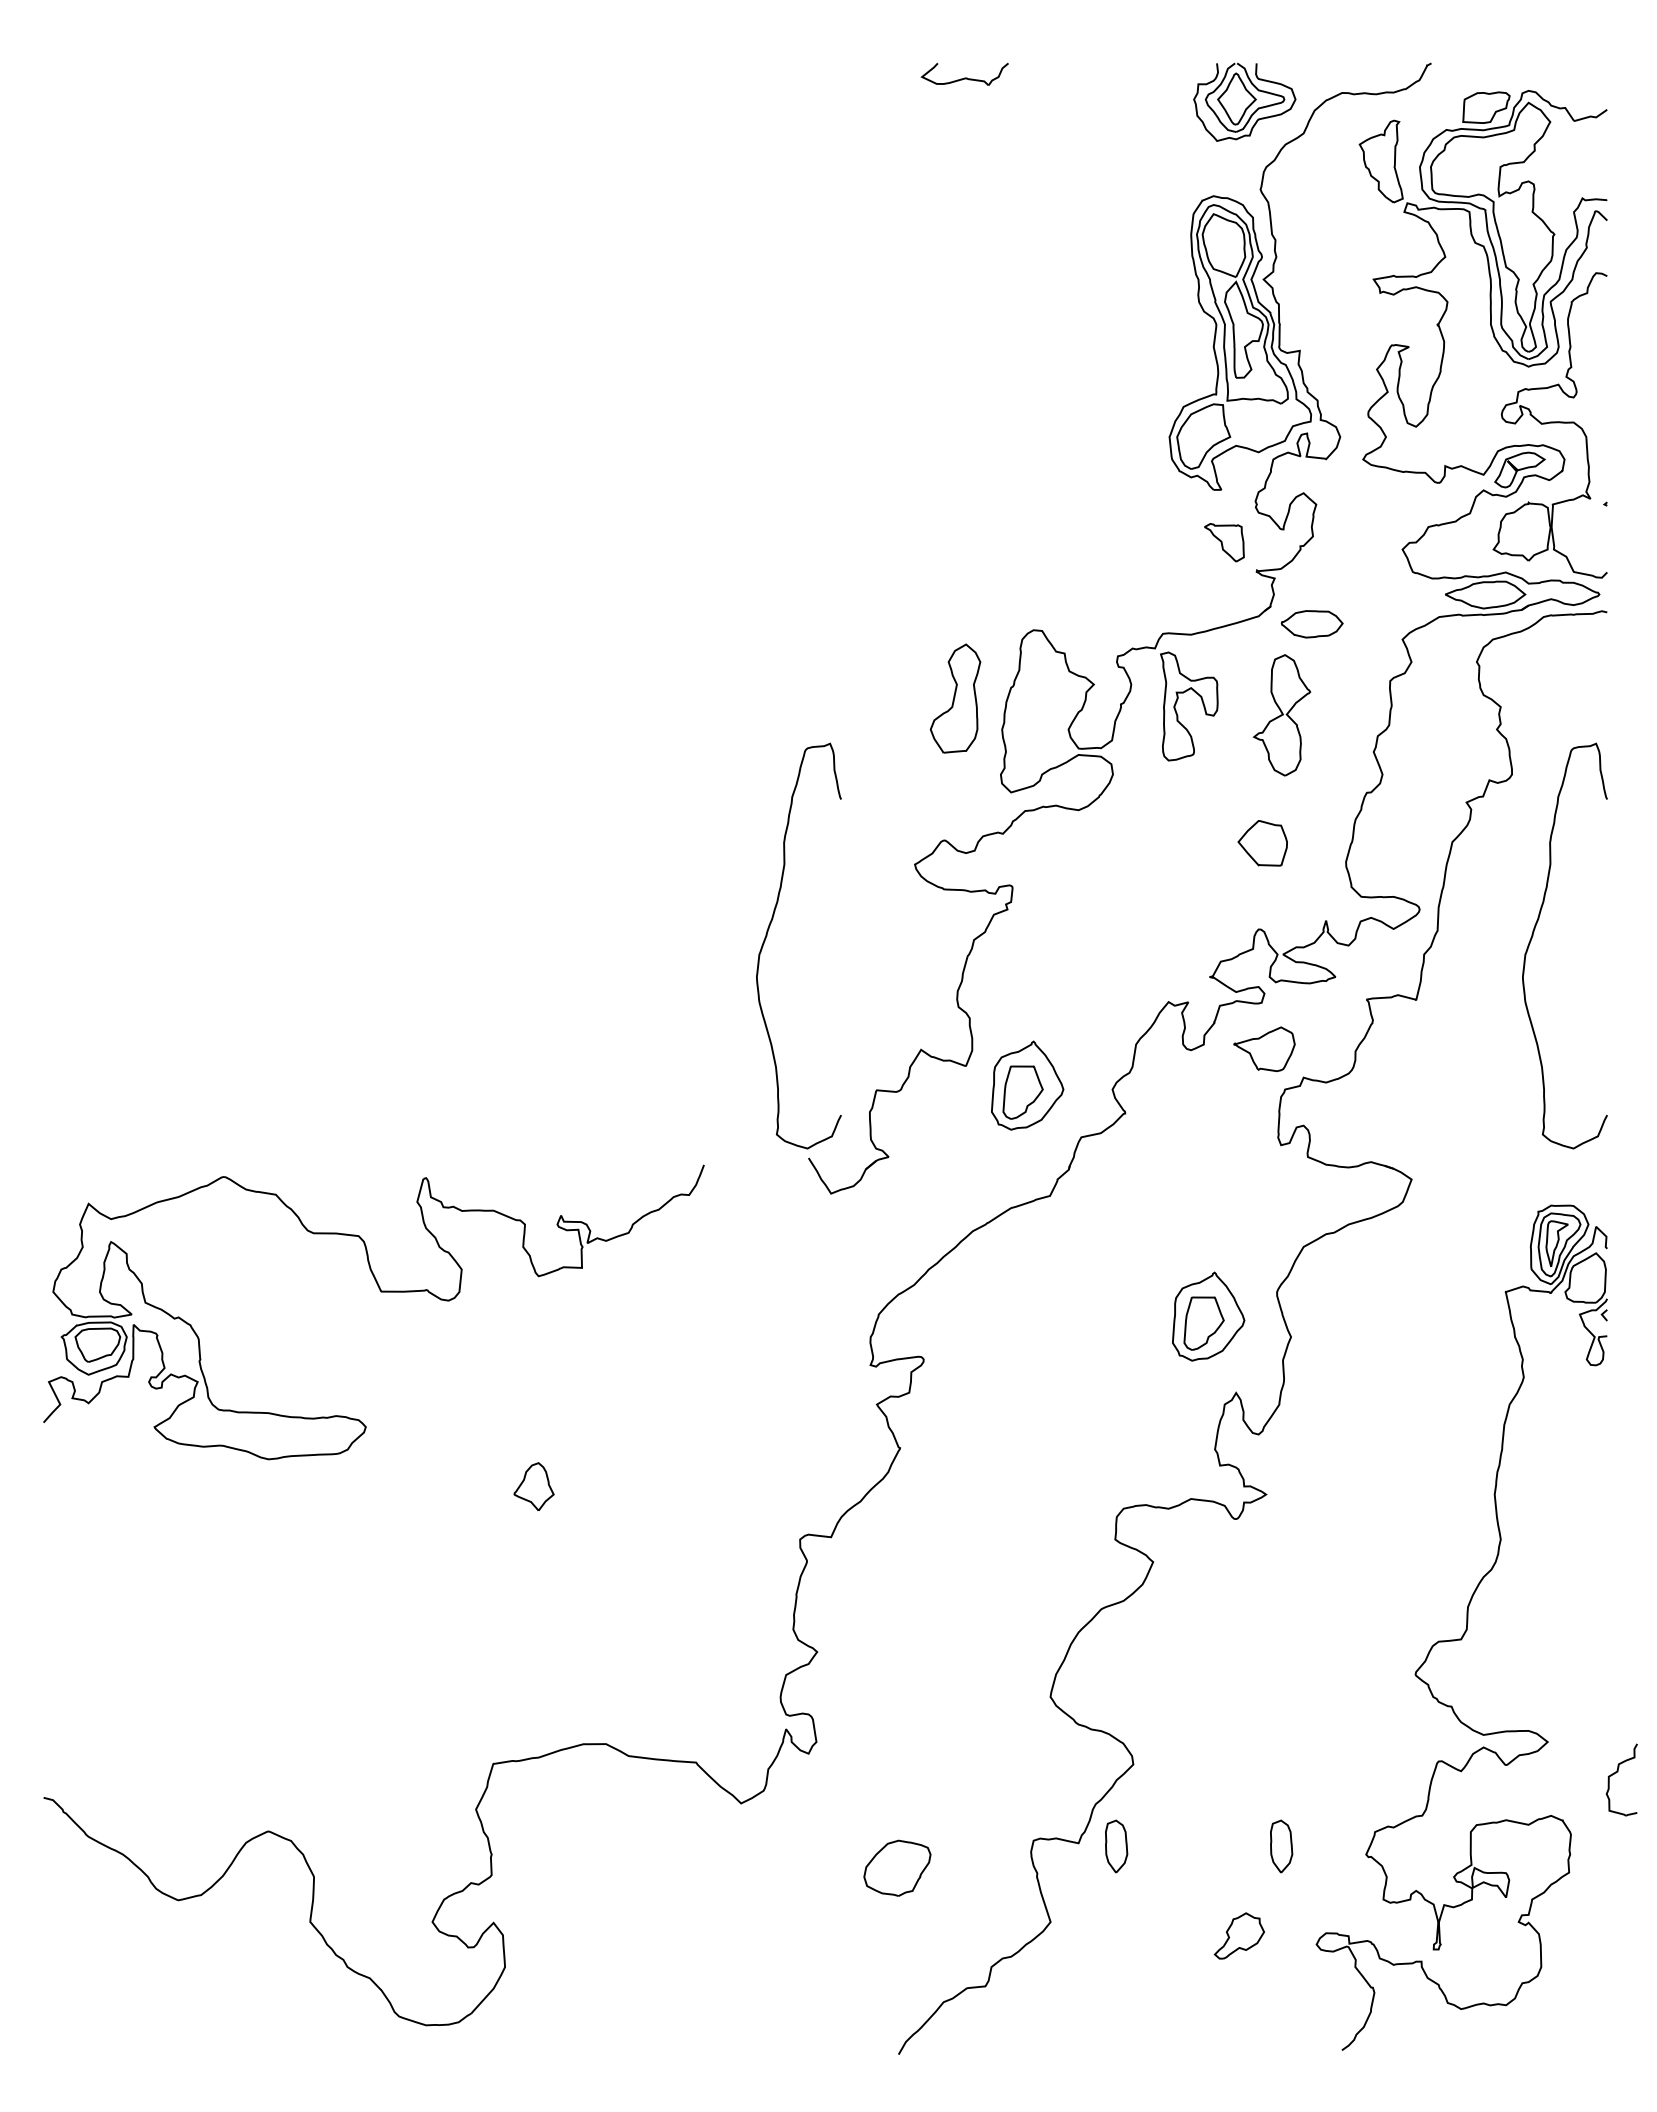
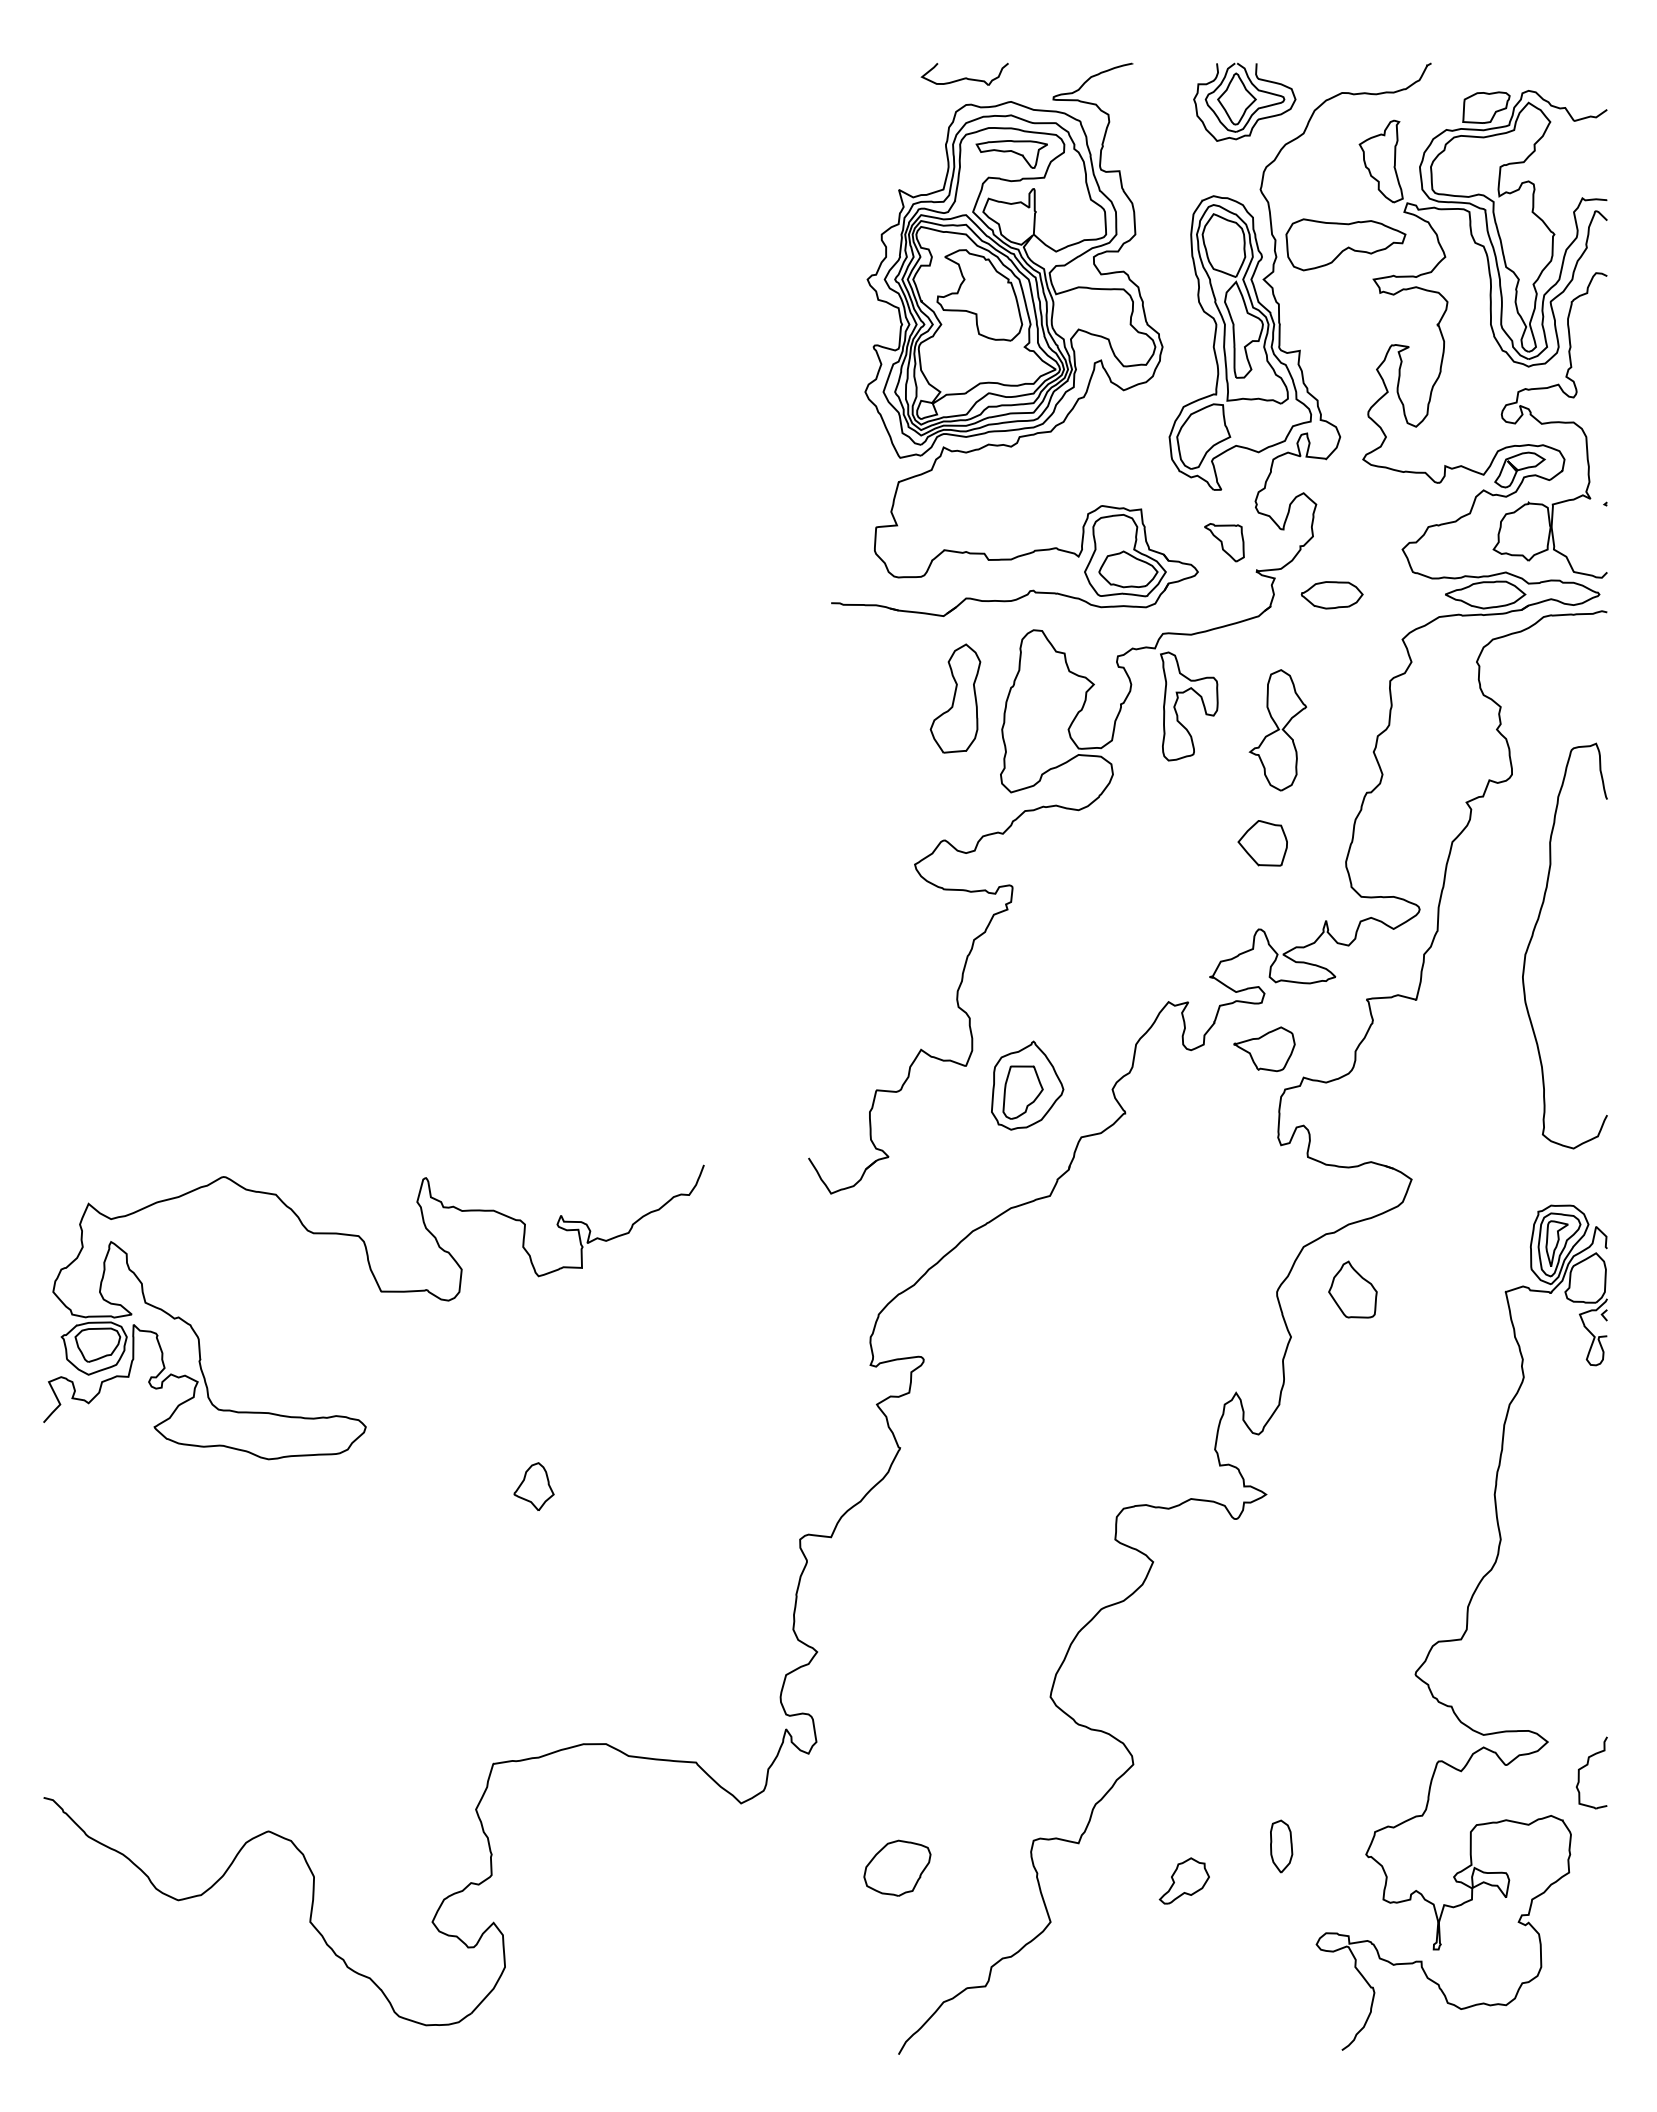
part: none -> present (1345, 244)
part: none -> present (1014, 339)
part position: (1311, 624) -> (1331, 595) (1331, 595)
part position: (1281, 715) -> (1277, 730) (1277, 730)
curve: present -> none (767, 936)
part: none -> present (1352, 1289)
part: present -> none (1208, 1316)
part position: (1616, 1773) -> (1586, 1766) (1586, 1766)
part: present -> none (1116, 1846)
part position: (1238, 1935) -> (1183, 1880) (1183, 1880)
